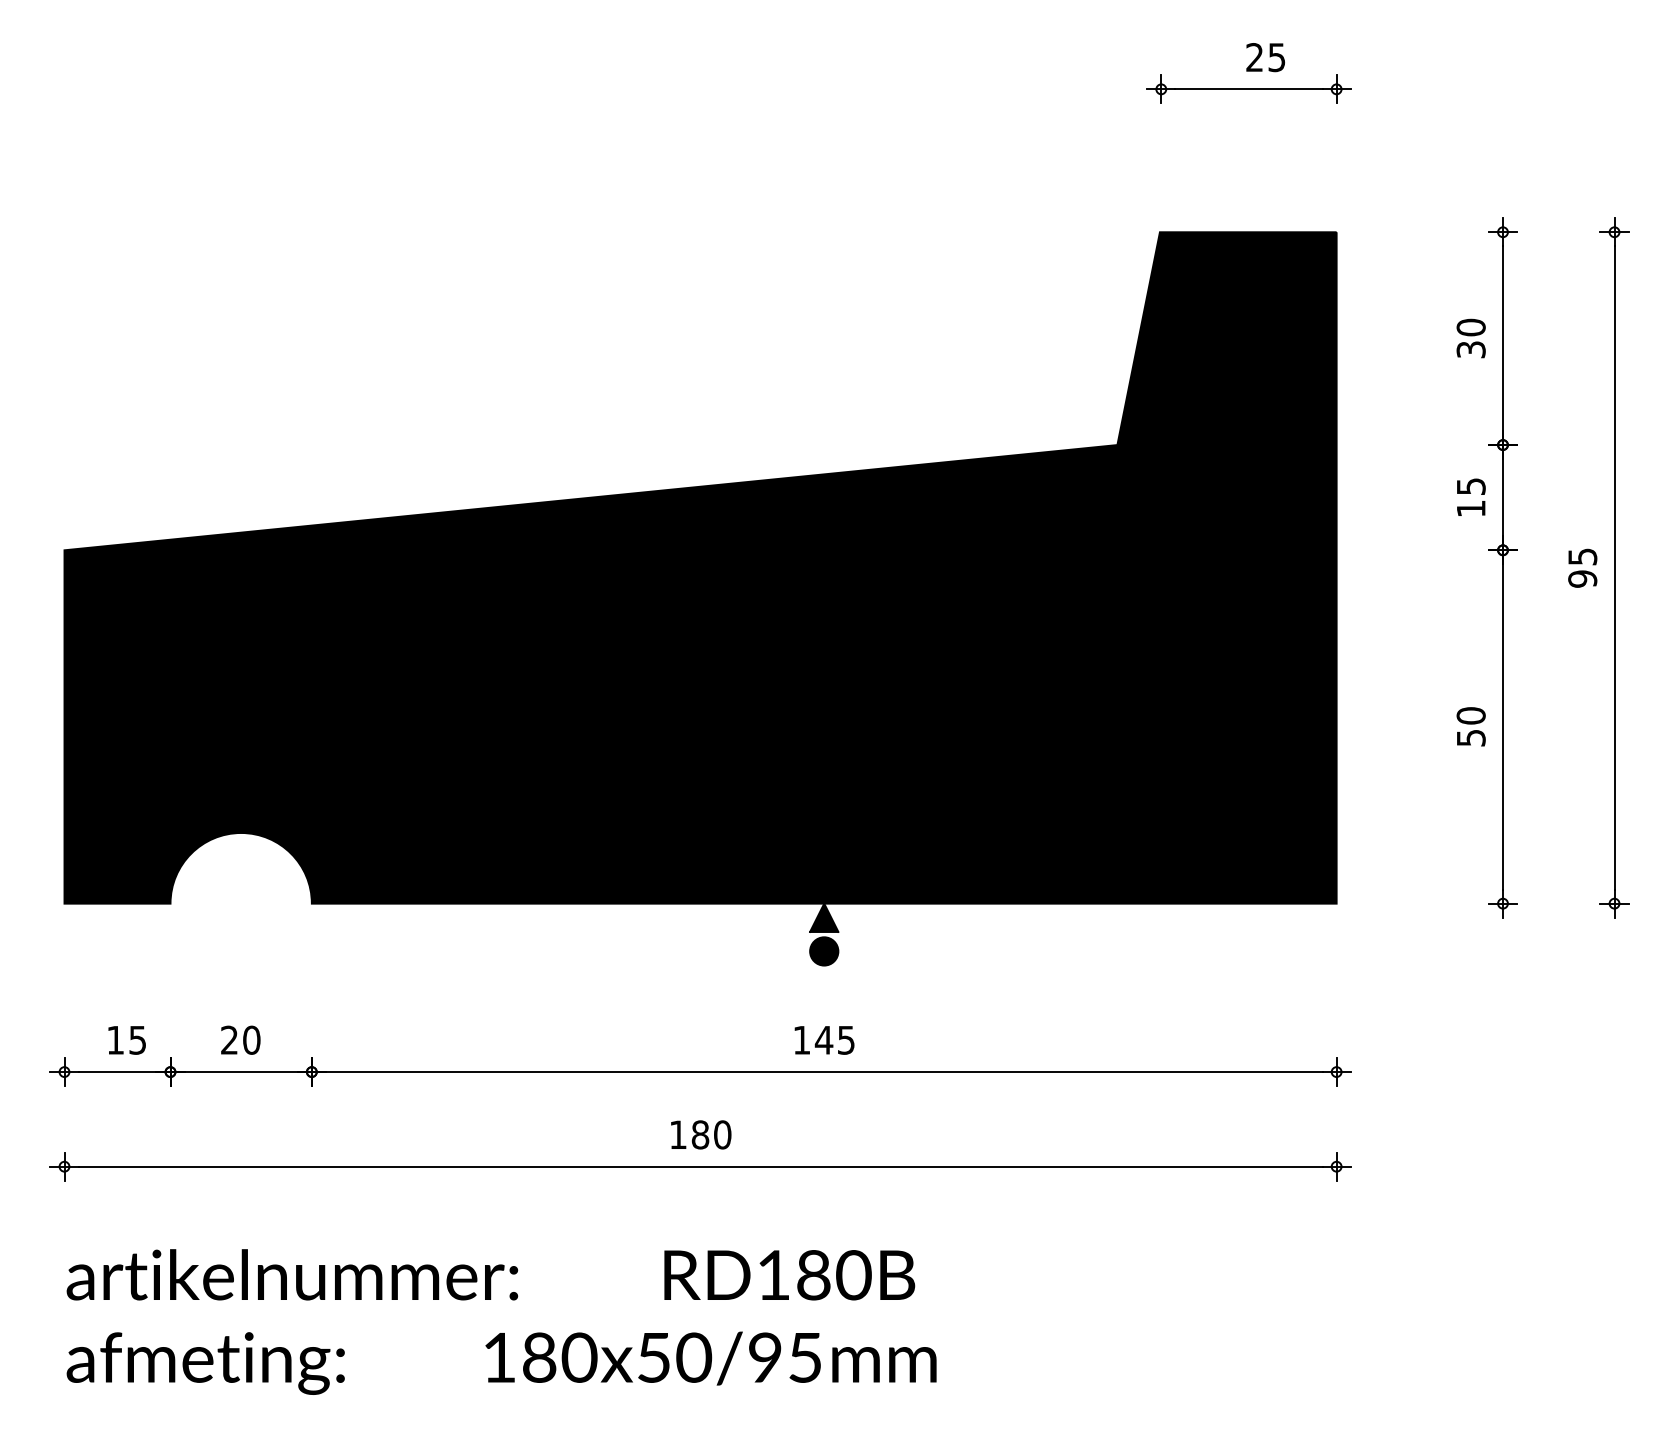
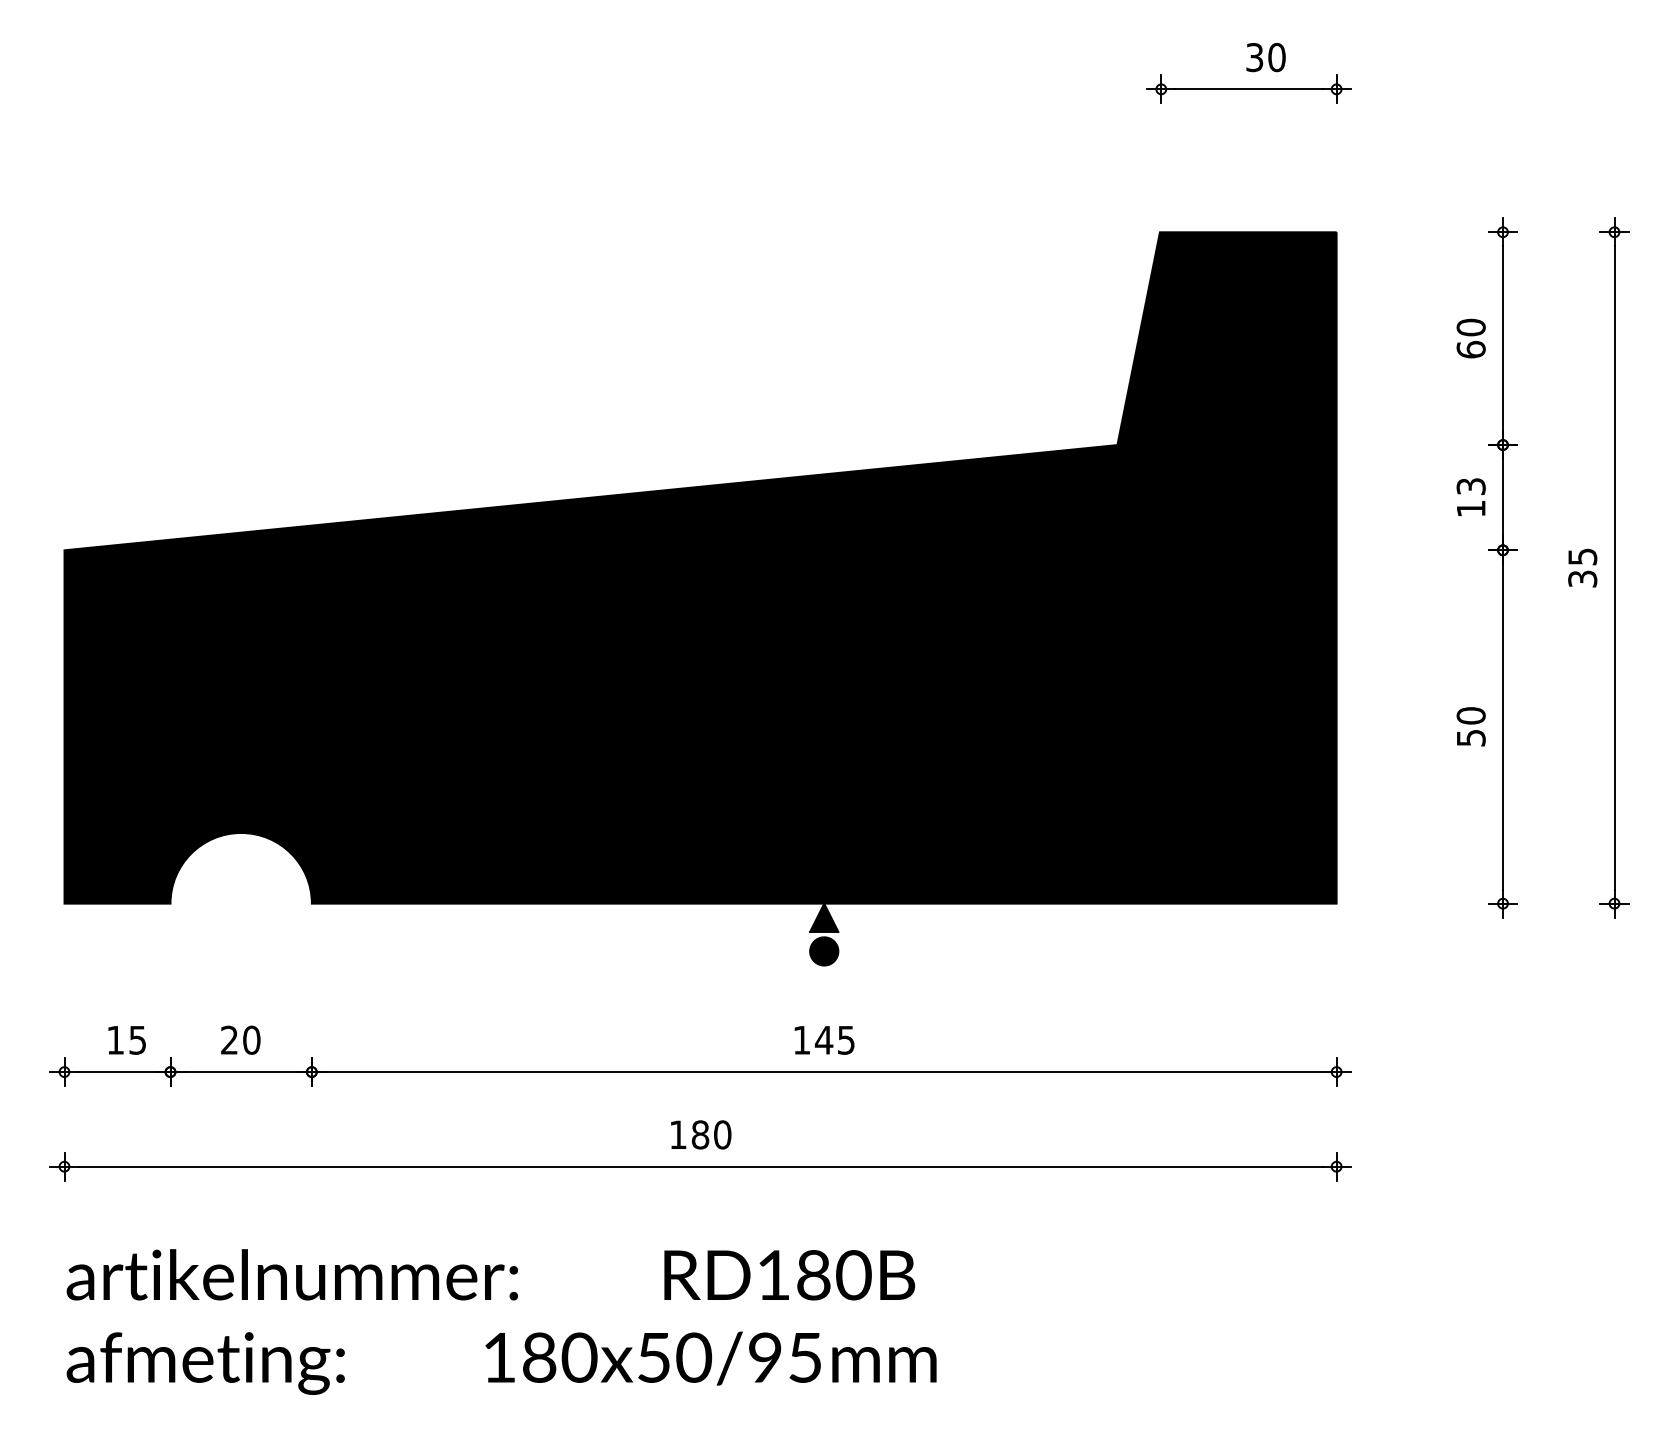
text: 25 -> 30 (1265, 57)
text: 30 -> 60 (1470, 349)
text: 15 -> 13 (1470, 486)
text: 95 -> 35 (1582, 578)
